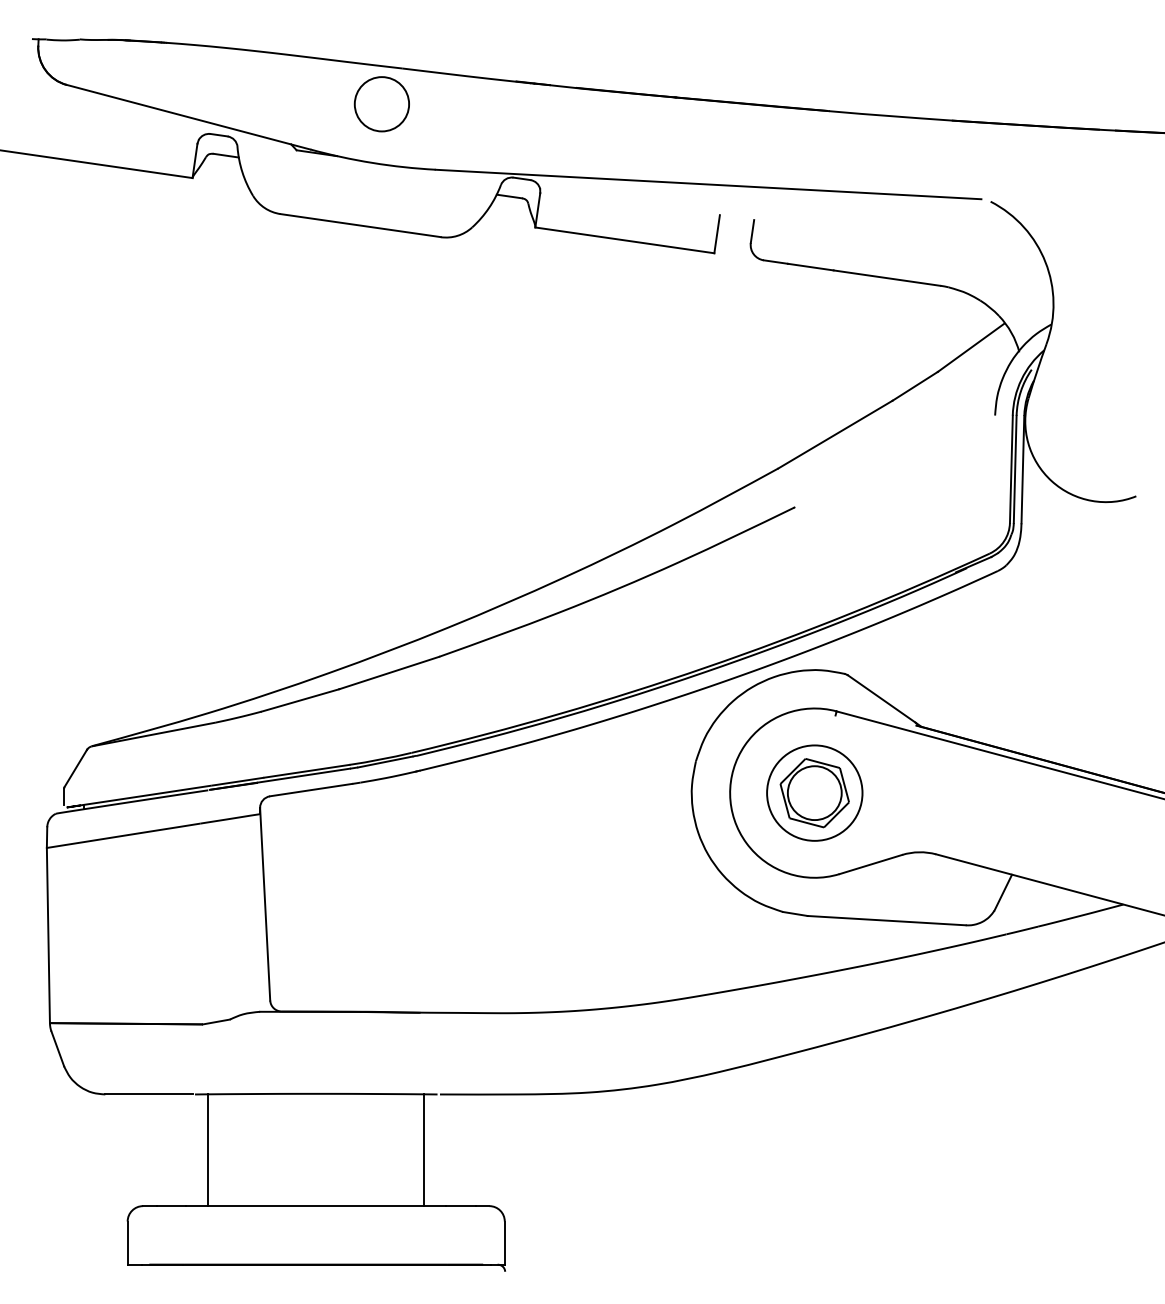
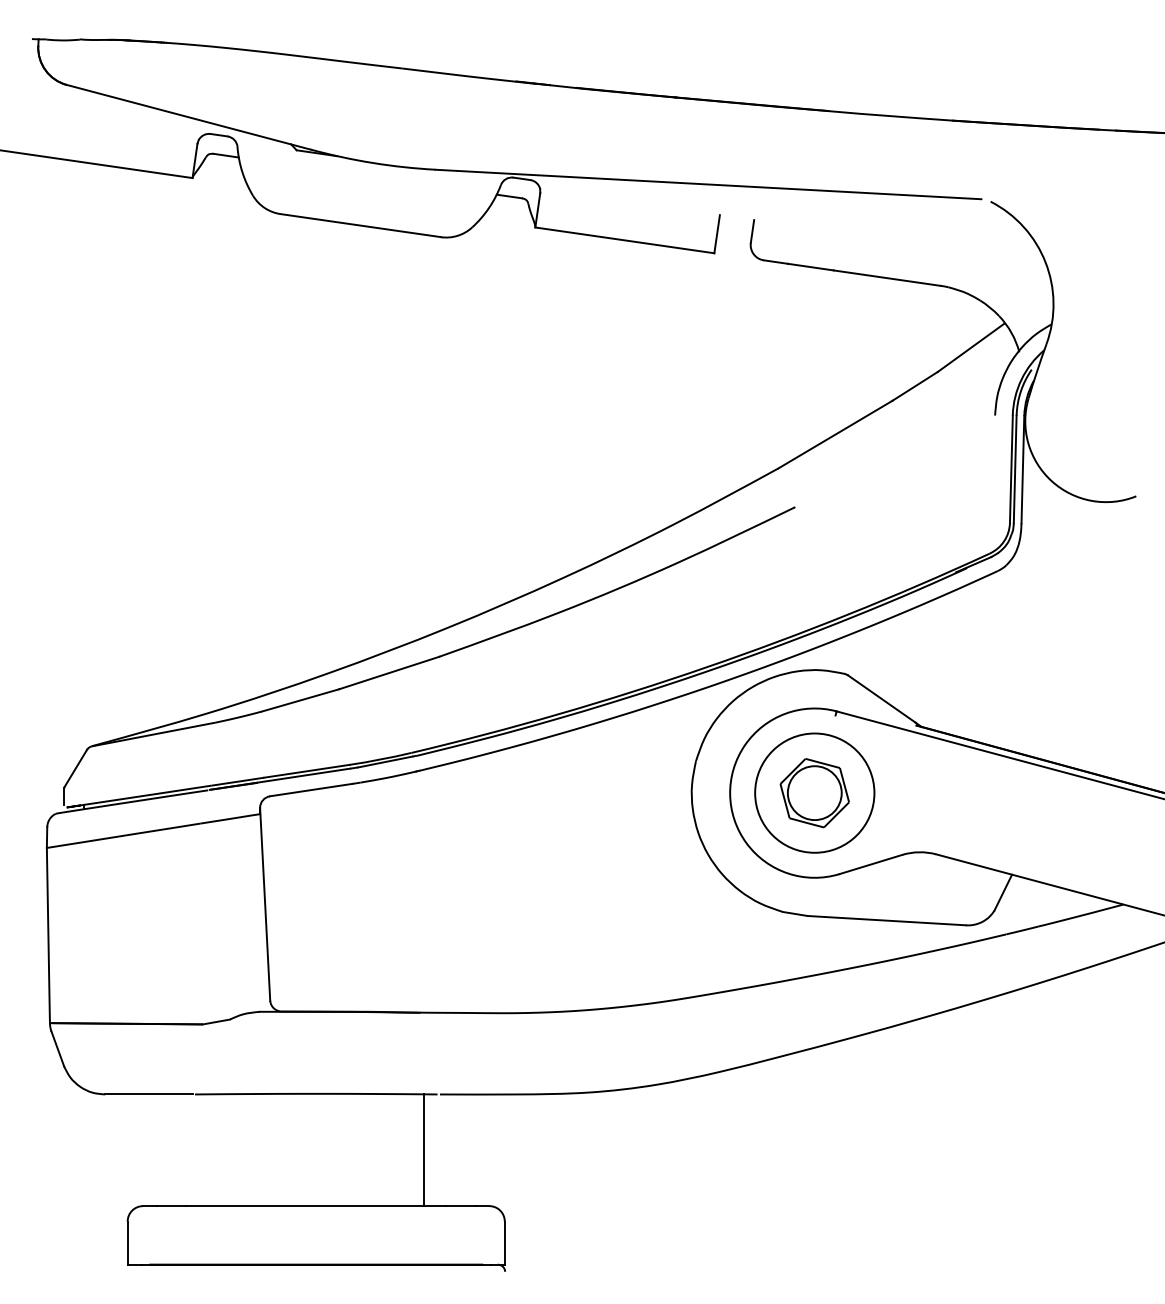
circle: present -> none (381, 104)
circle diameter: 95 px -> 119 px (814, 792)
line: present -> none (208, 1150)
